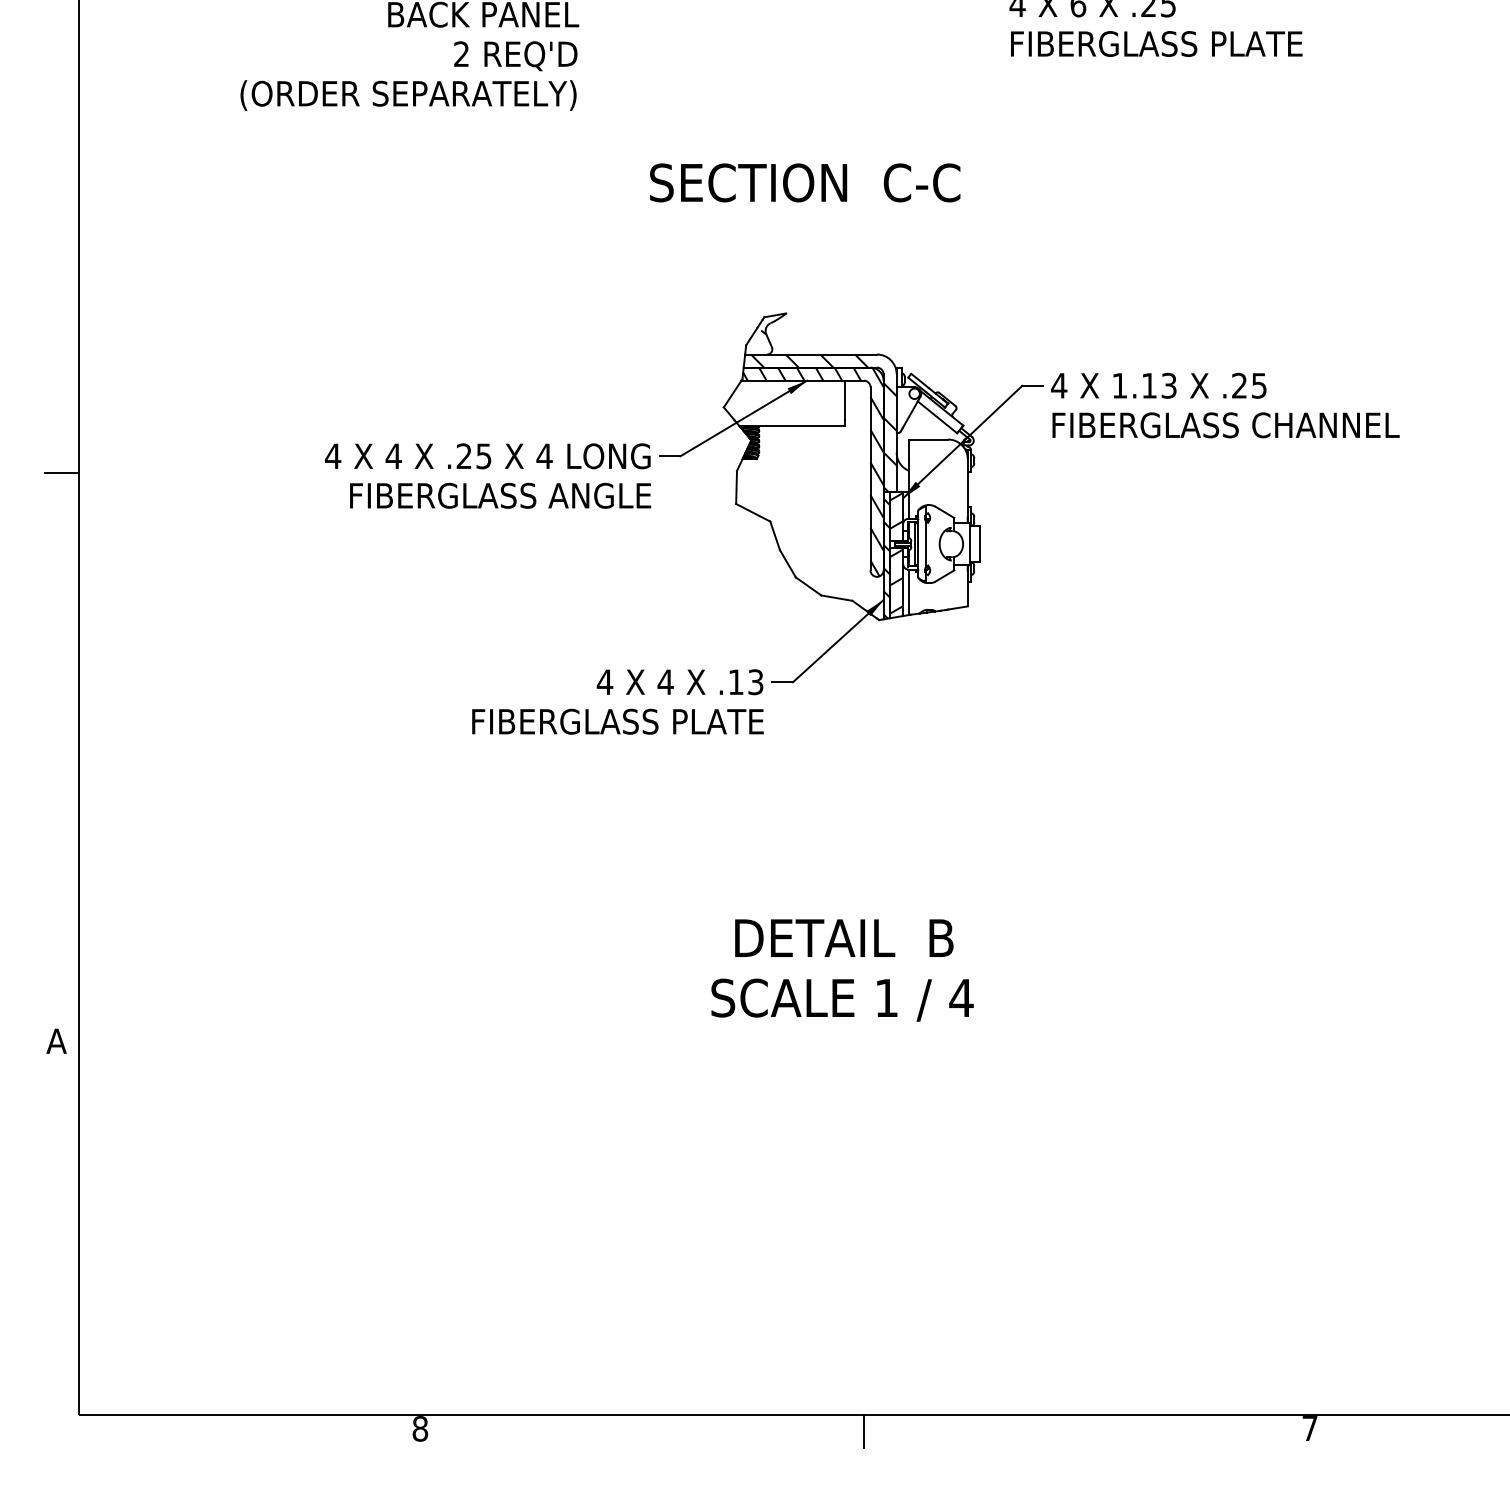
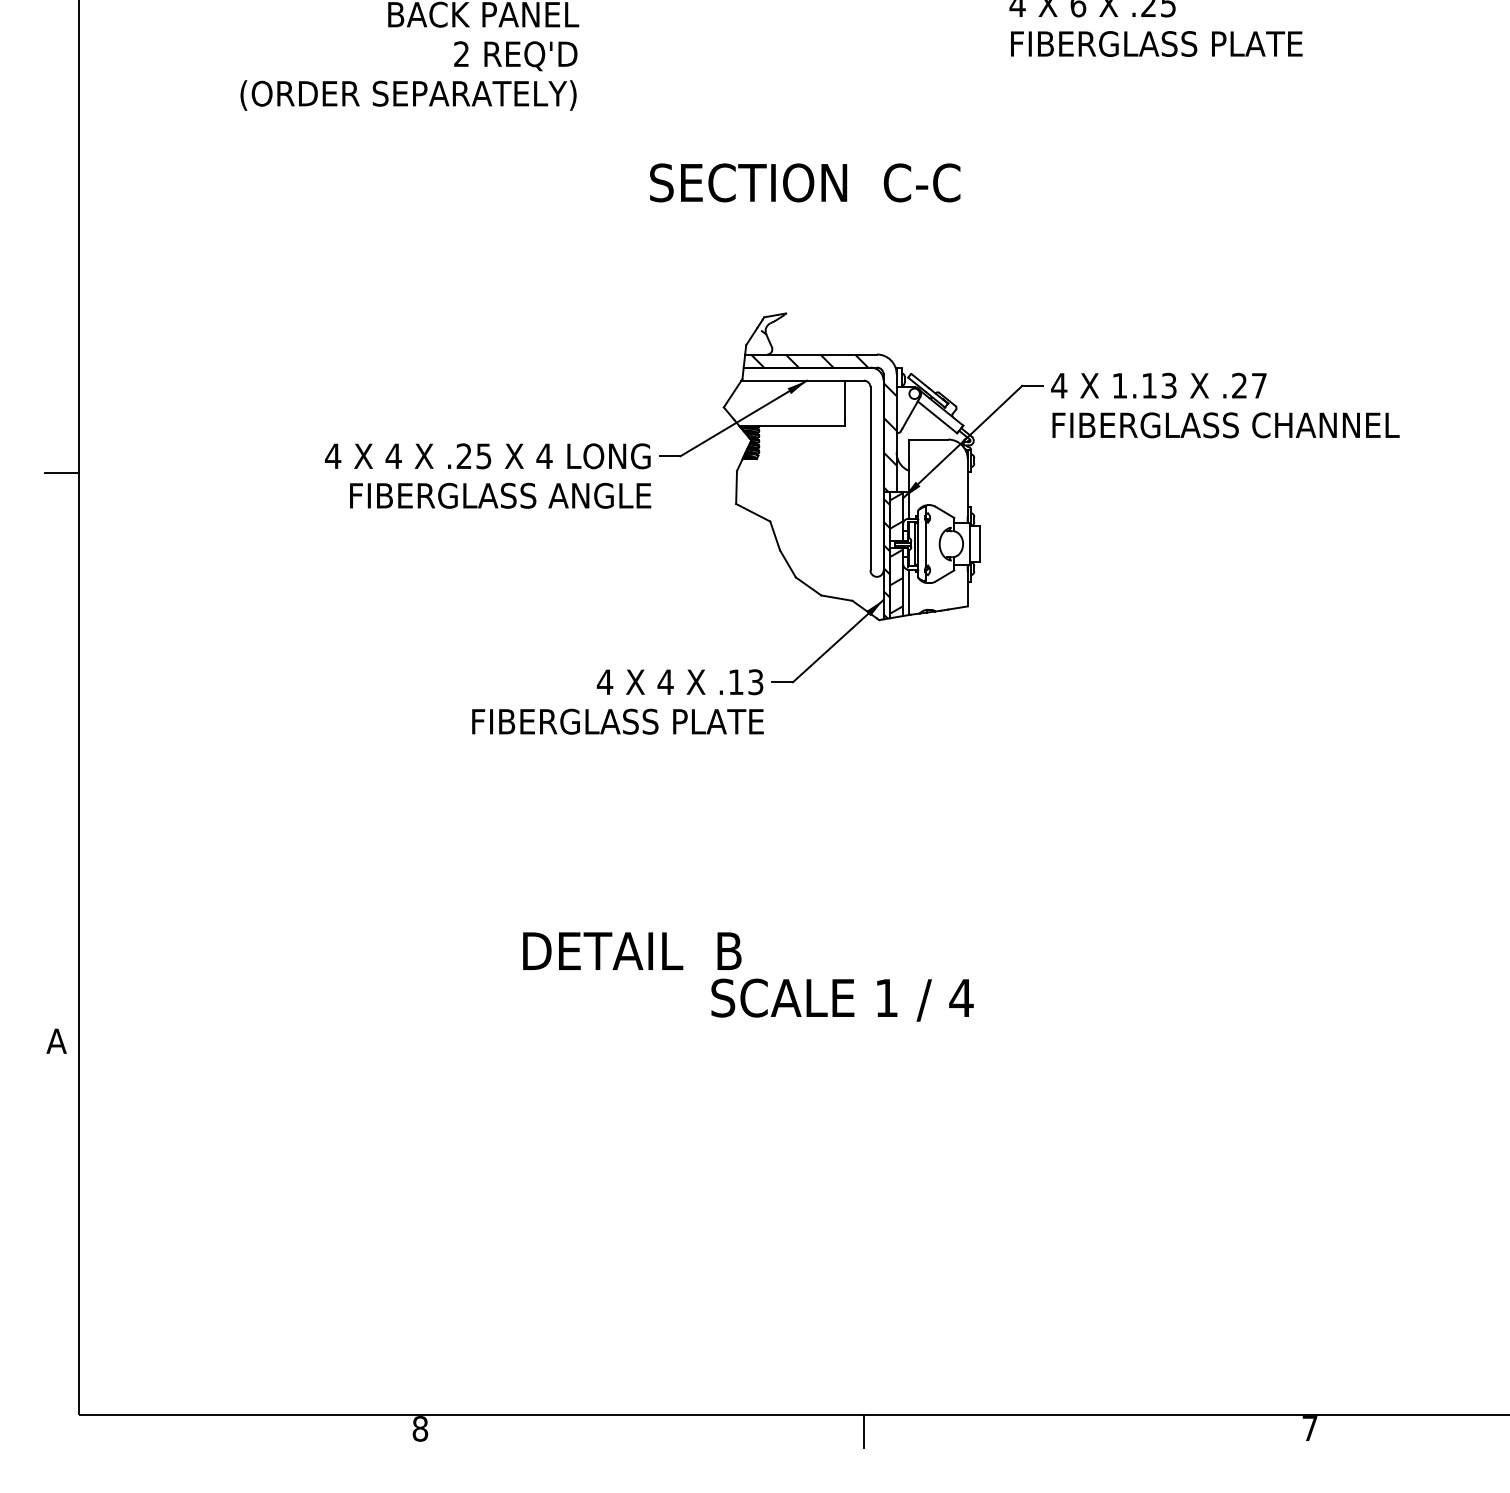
text: .25 -> .27 (1259, 385)
hatch: present -> none (813, 471)
text position: (844, 937) -> (632, 950) (632, 950)
